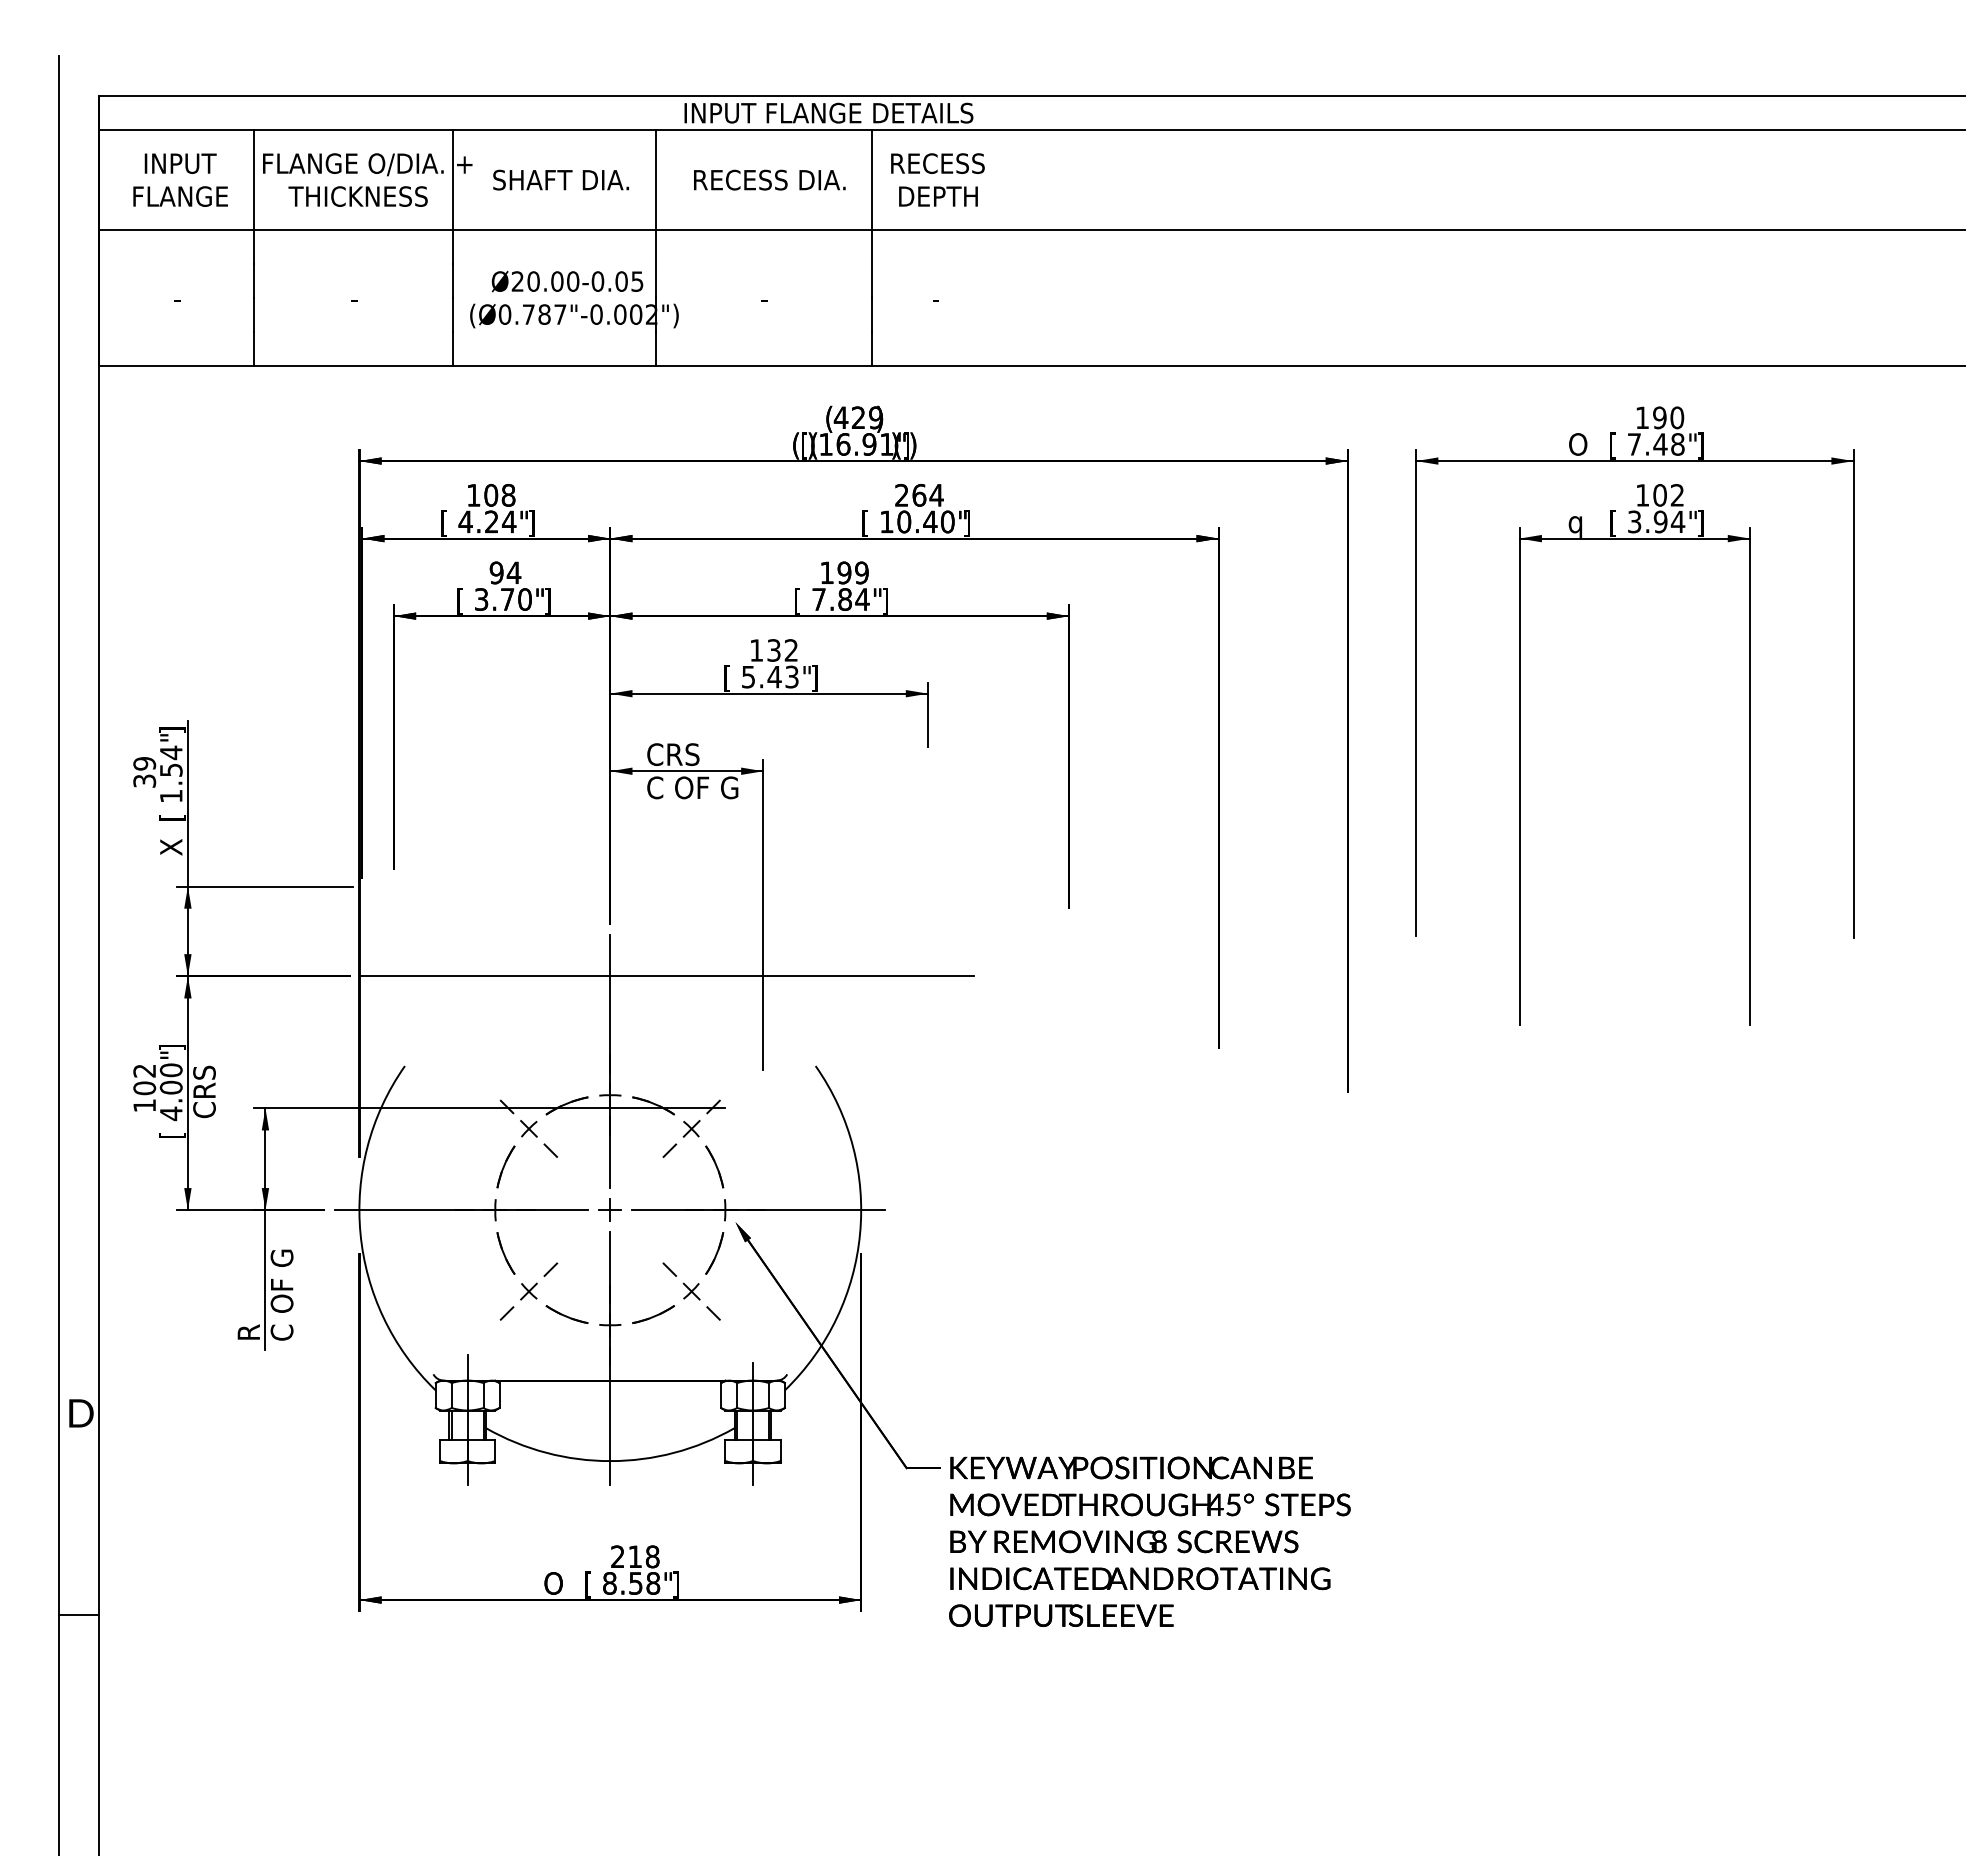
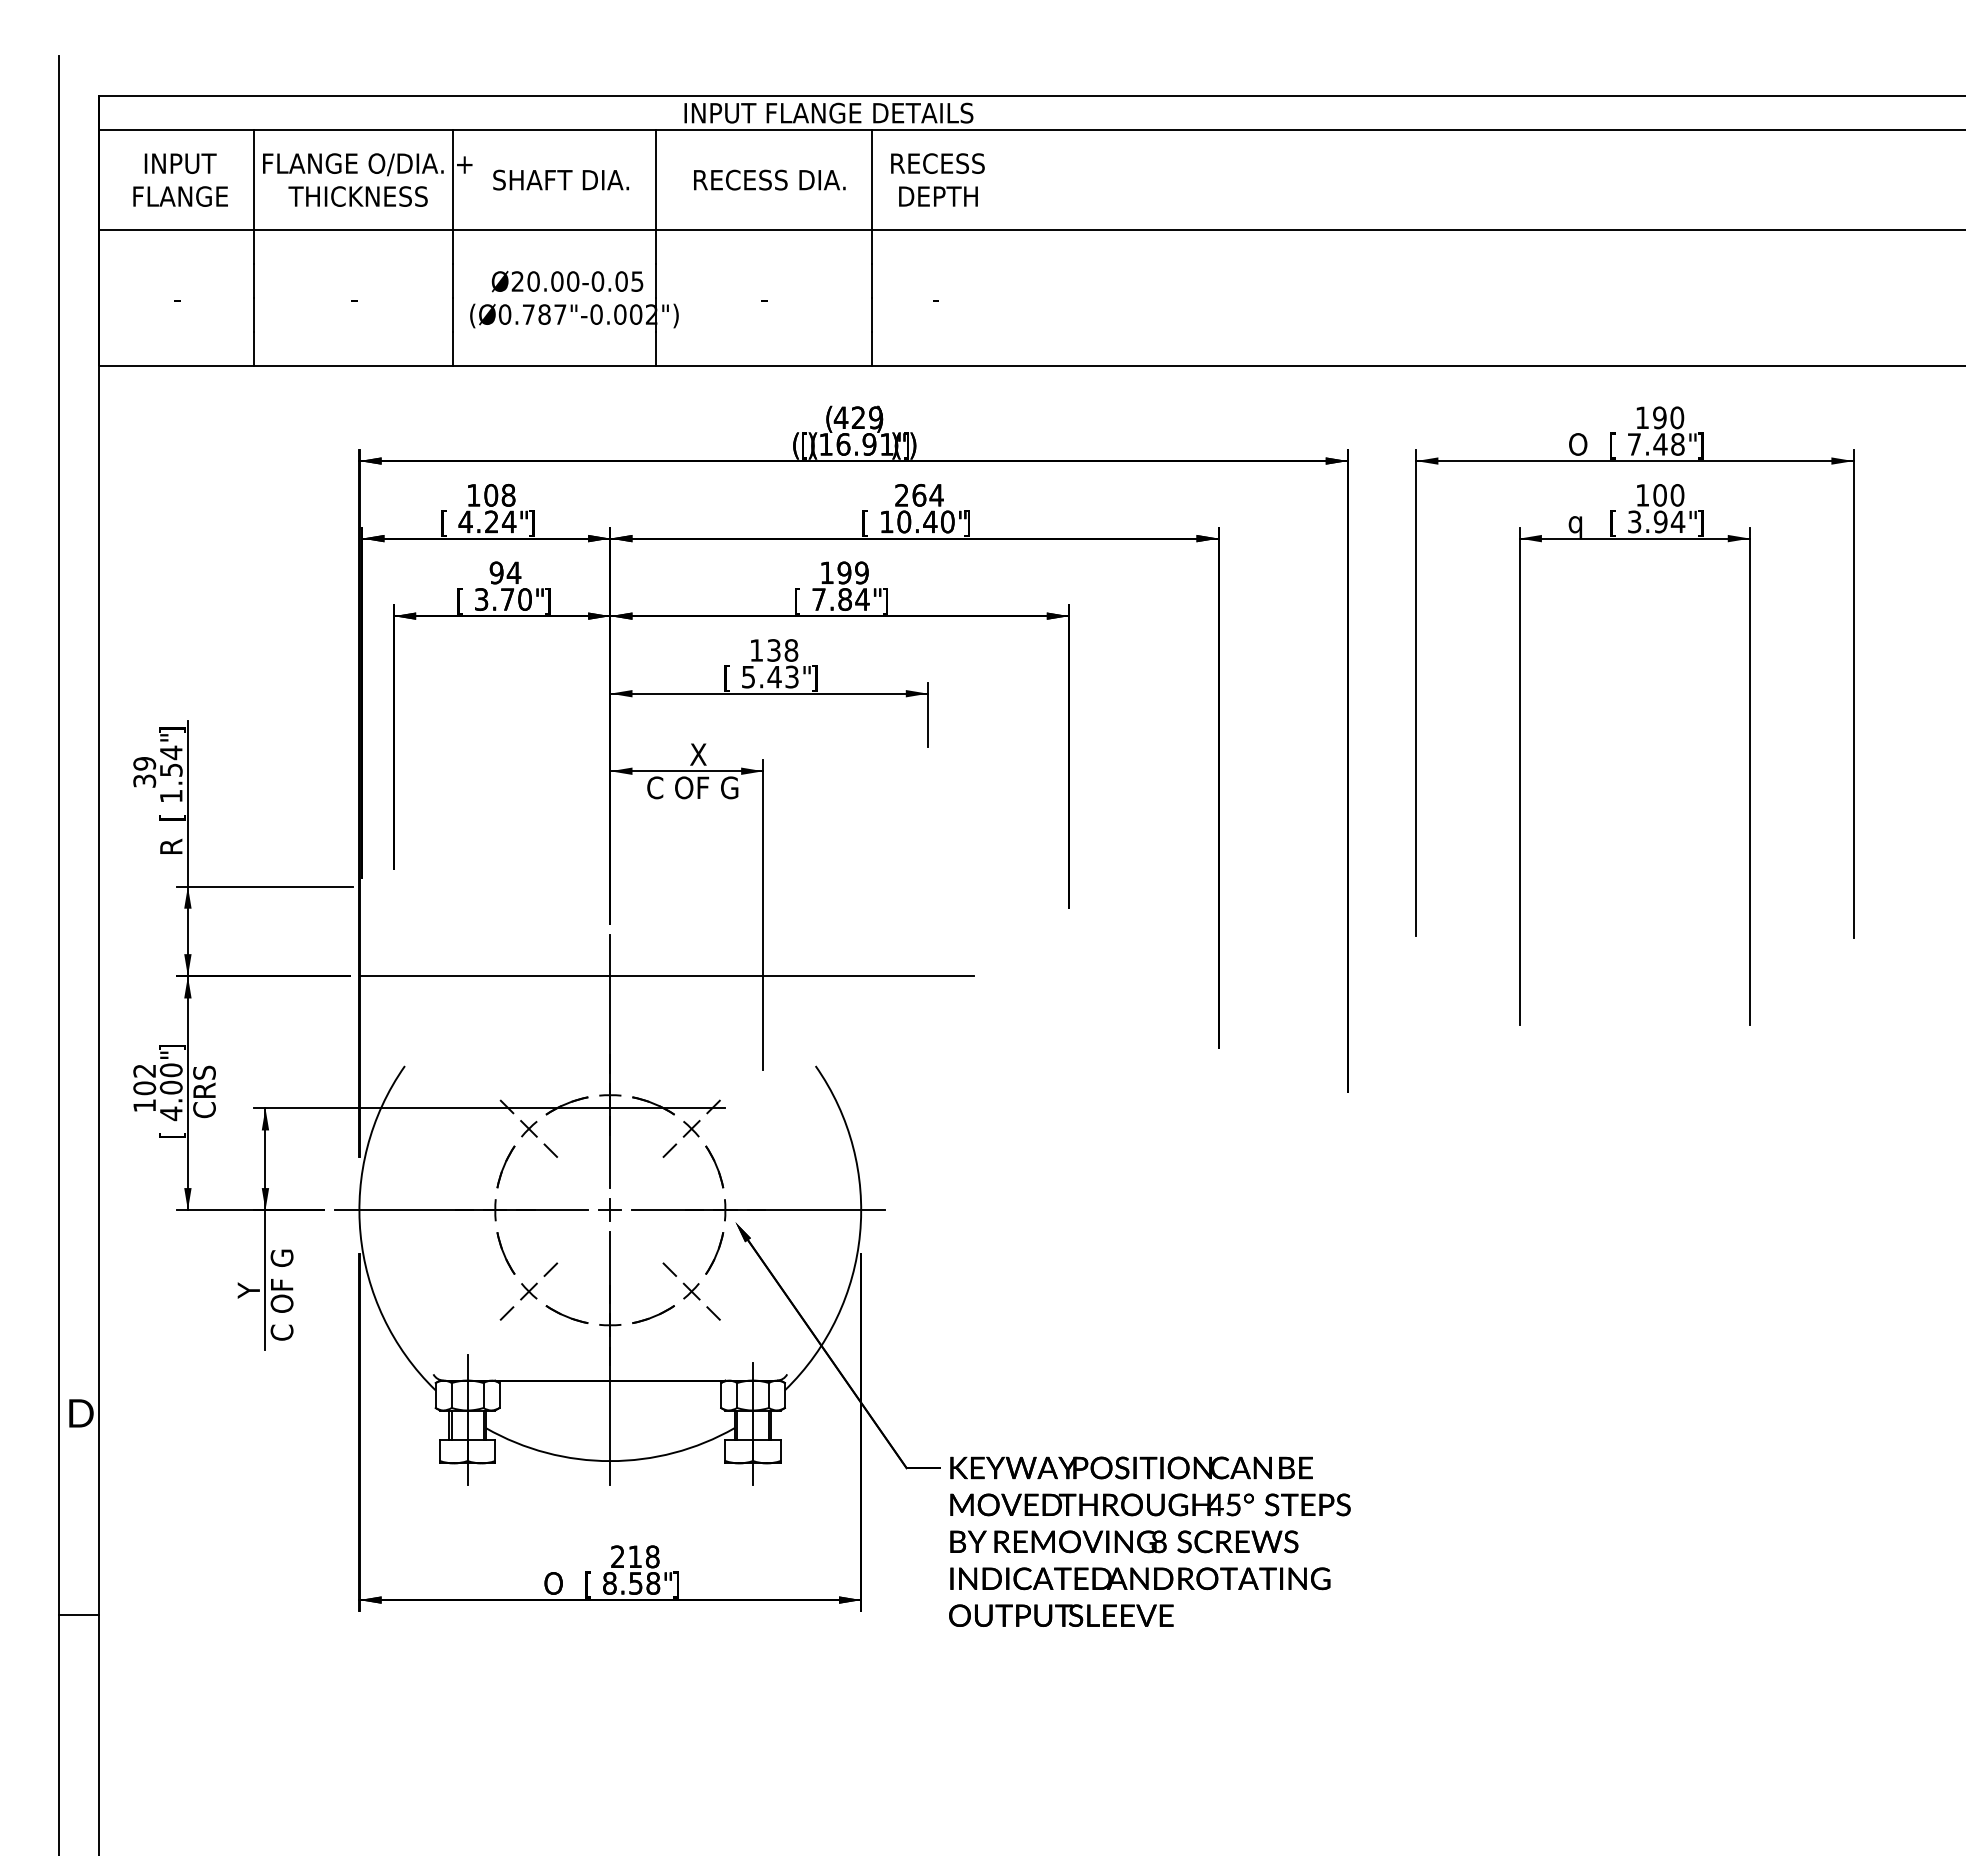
text: 102 -> 100 (1677, 495)
text: 132 -> 138 (791, 650)
text: CRS -> X (676, 754)
text: X -> R (171, 846)
text: R -> Y (248, 1310)
